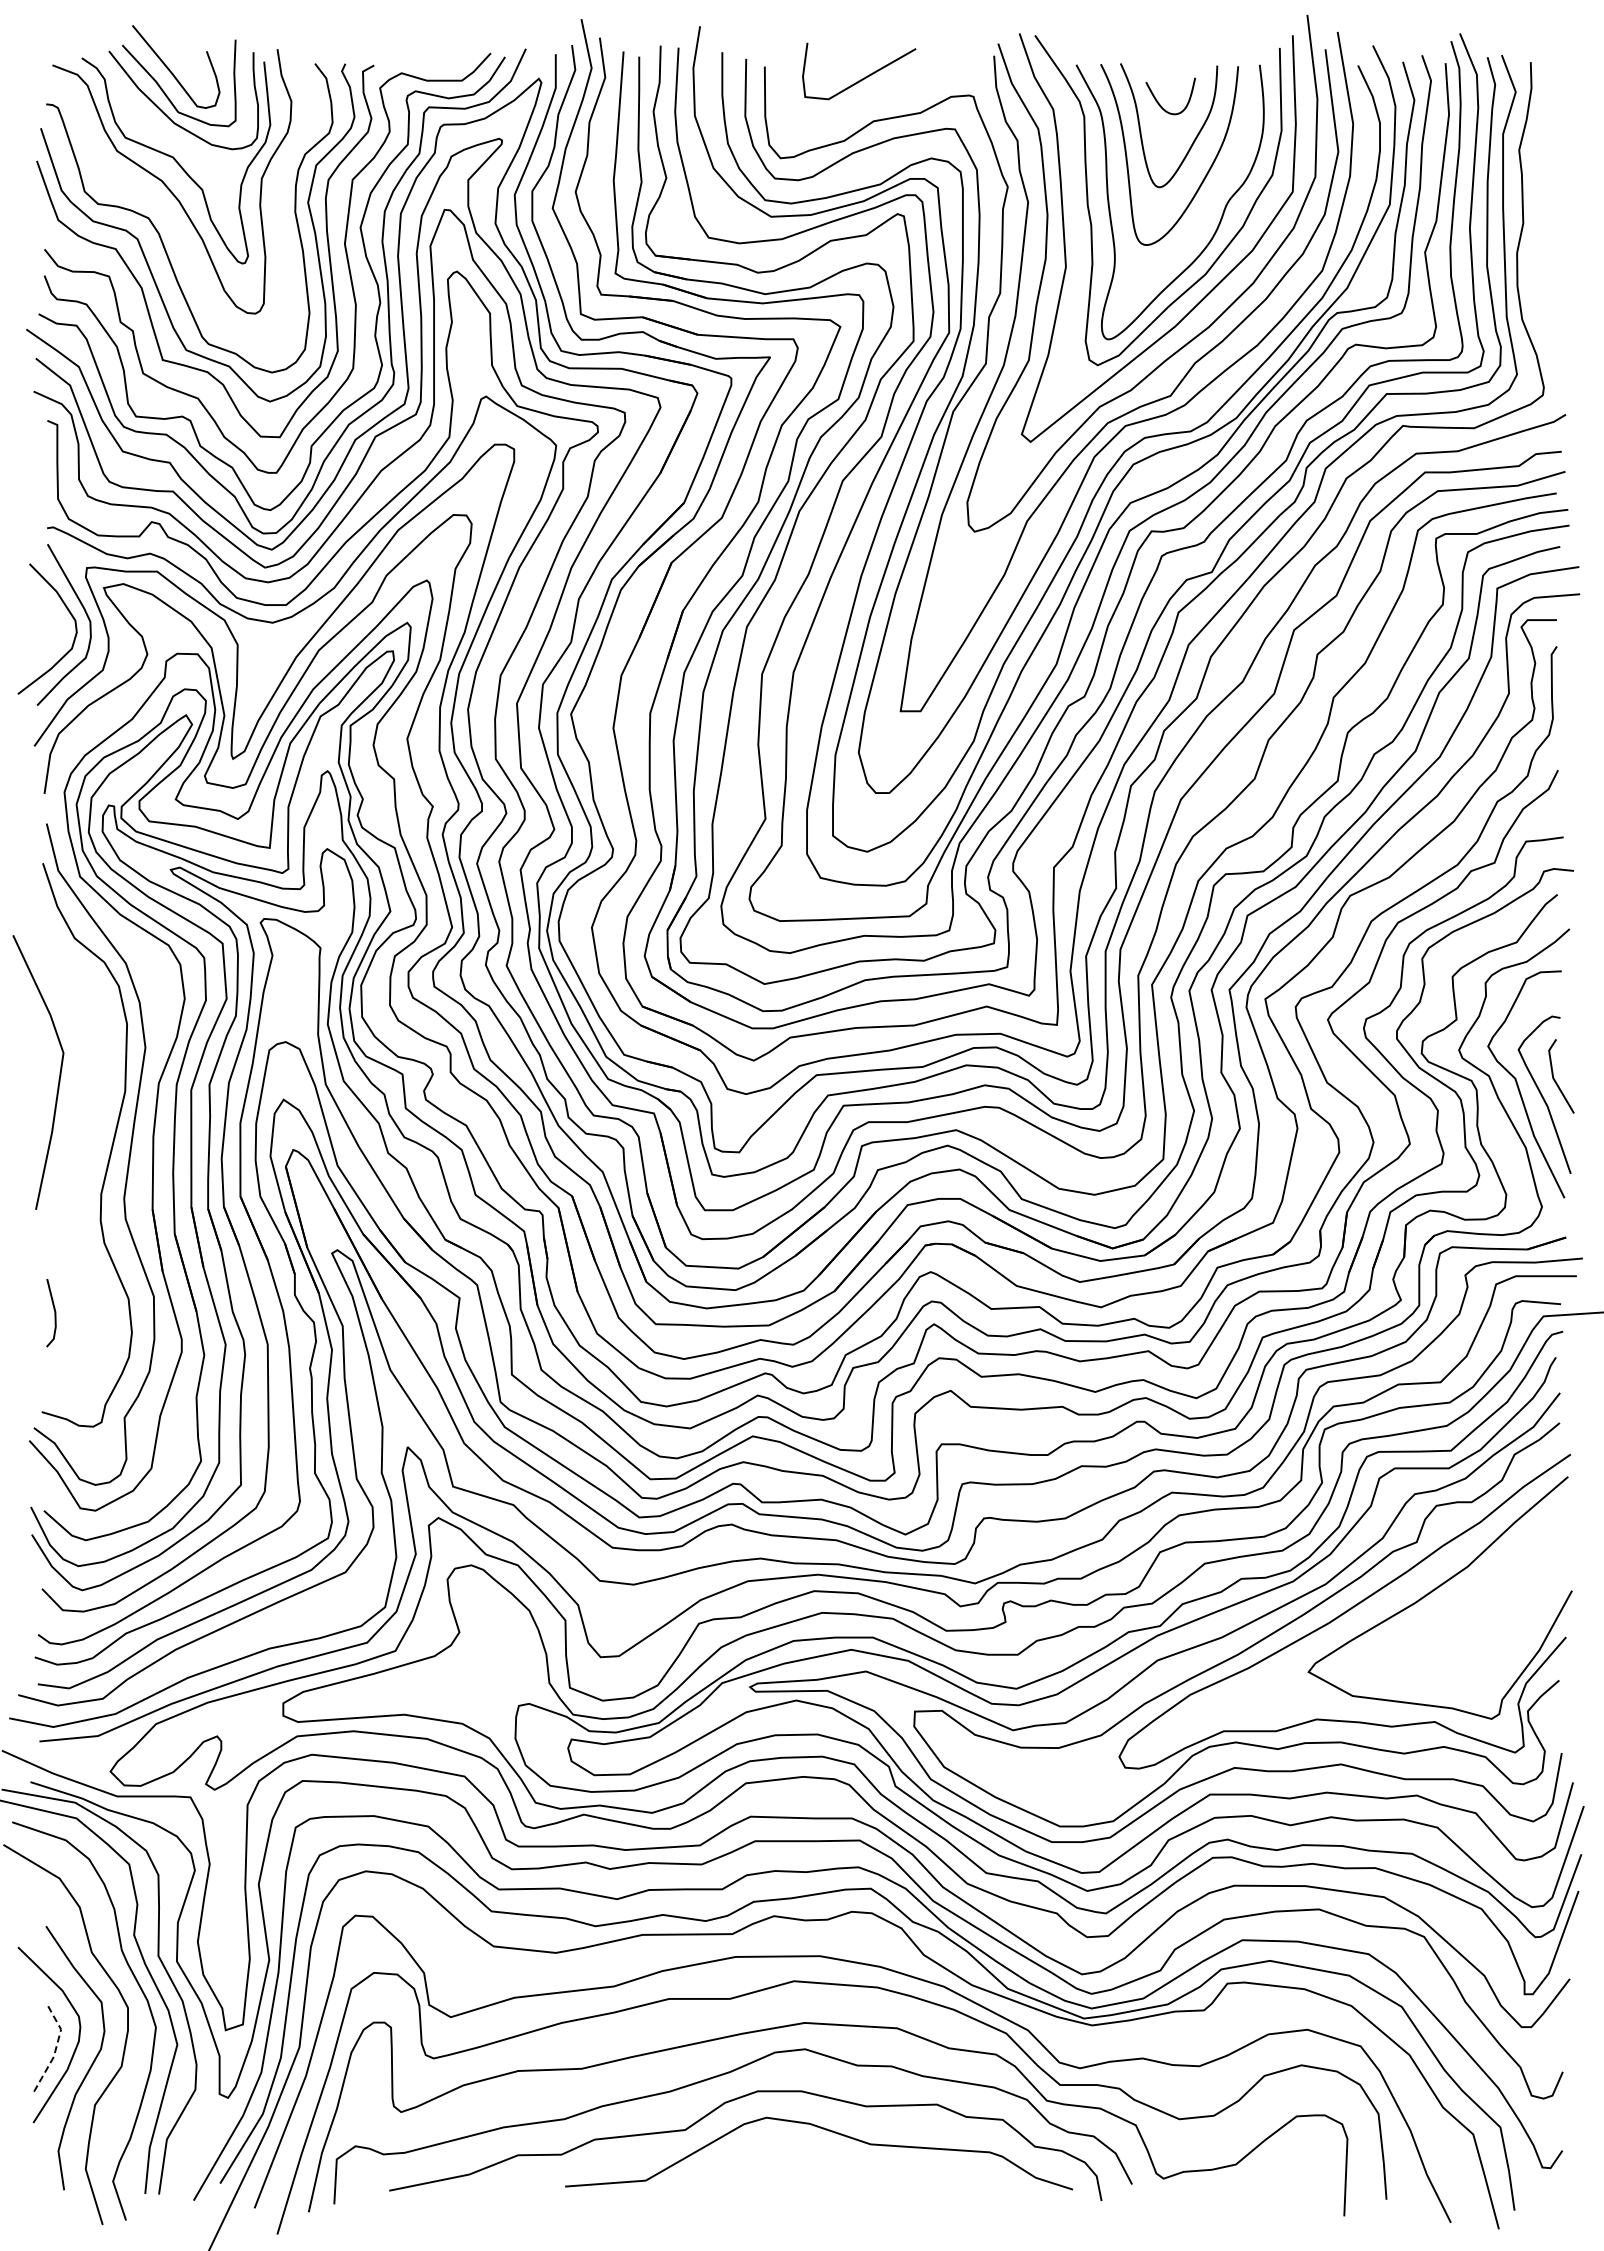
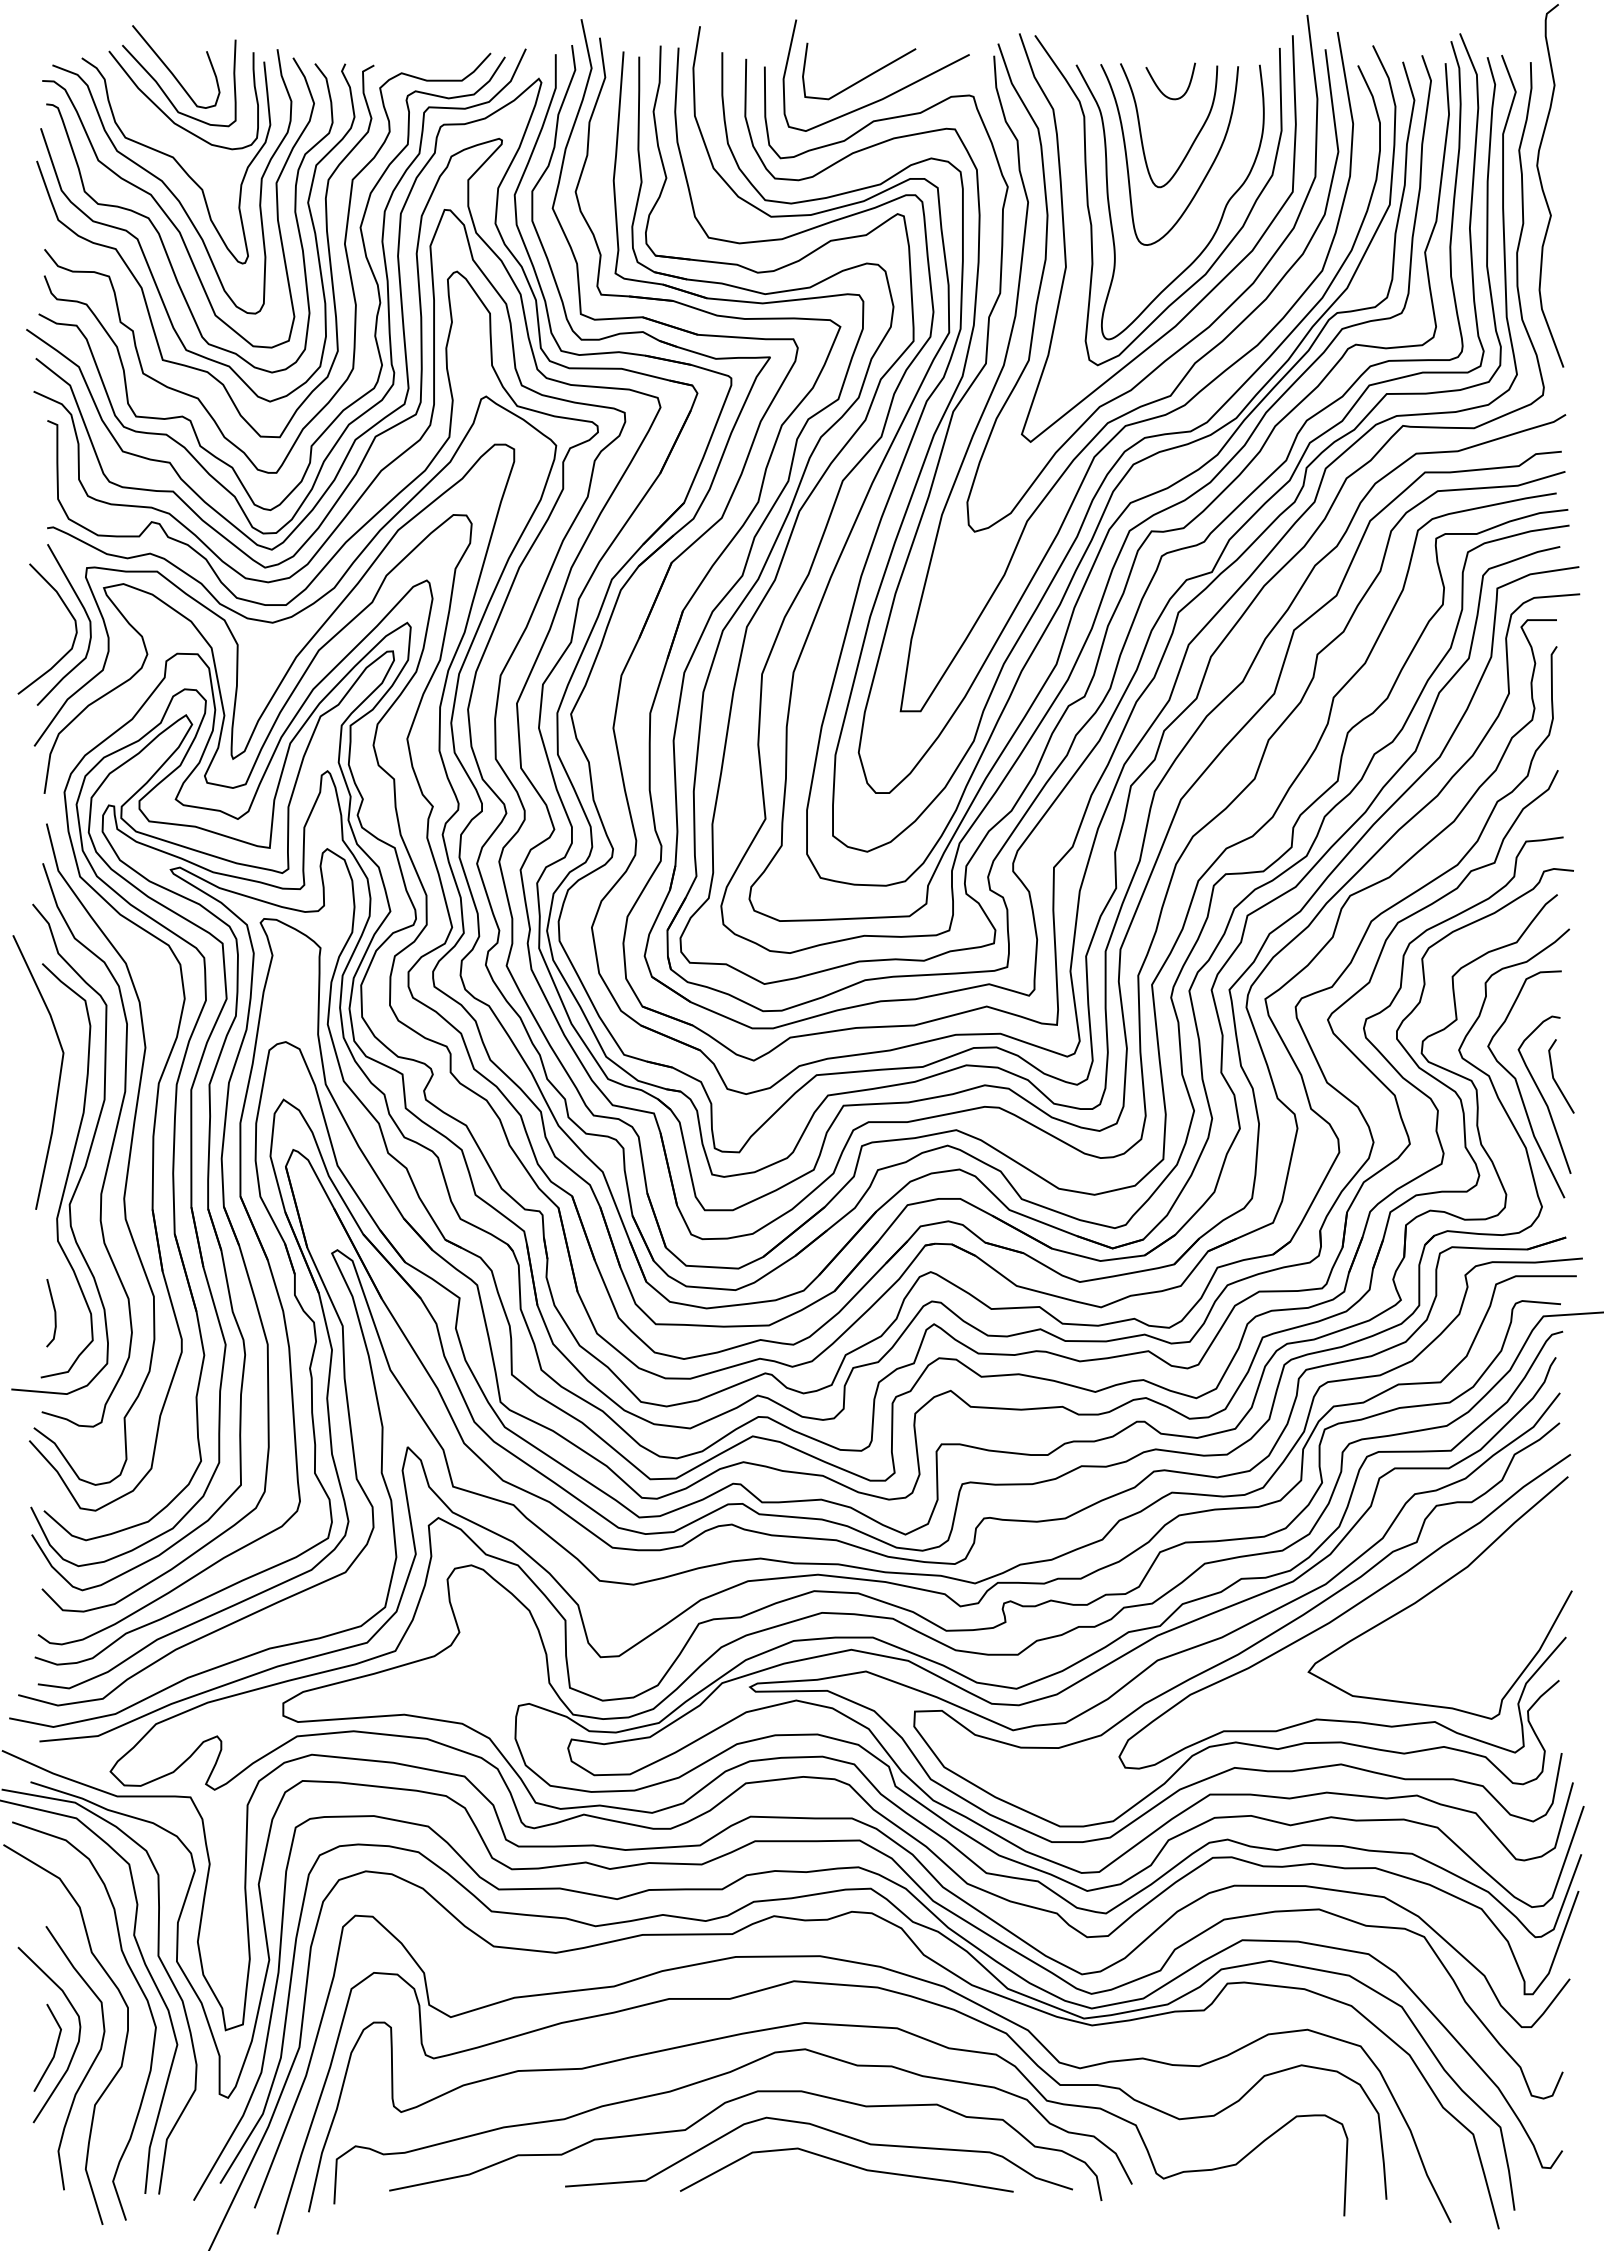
curve: none -> present (885, 96)
curve position: (1161, 105) -> (1161, 90) (1161, 90)
curve: none -> present (1543, 188)
curve: none -> present (164, 210)
part: none -> present (72, 1152)
line: dashed -> solid (56, 2047)
curve: none -> present (848, 2165)
